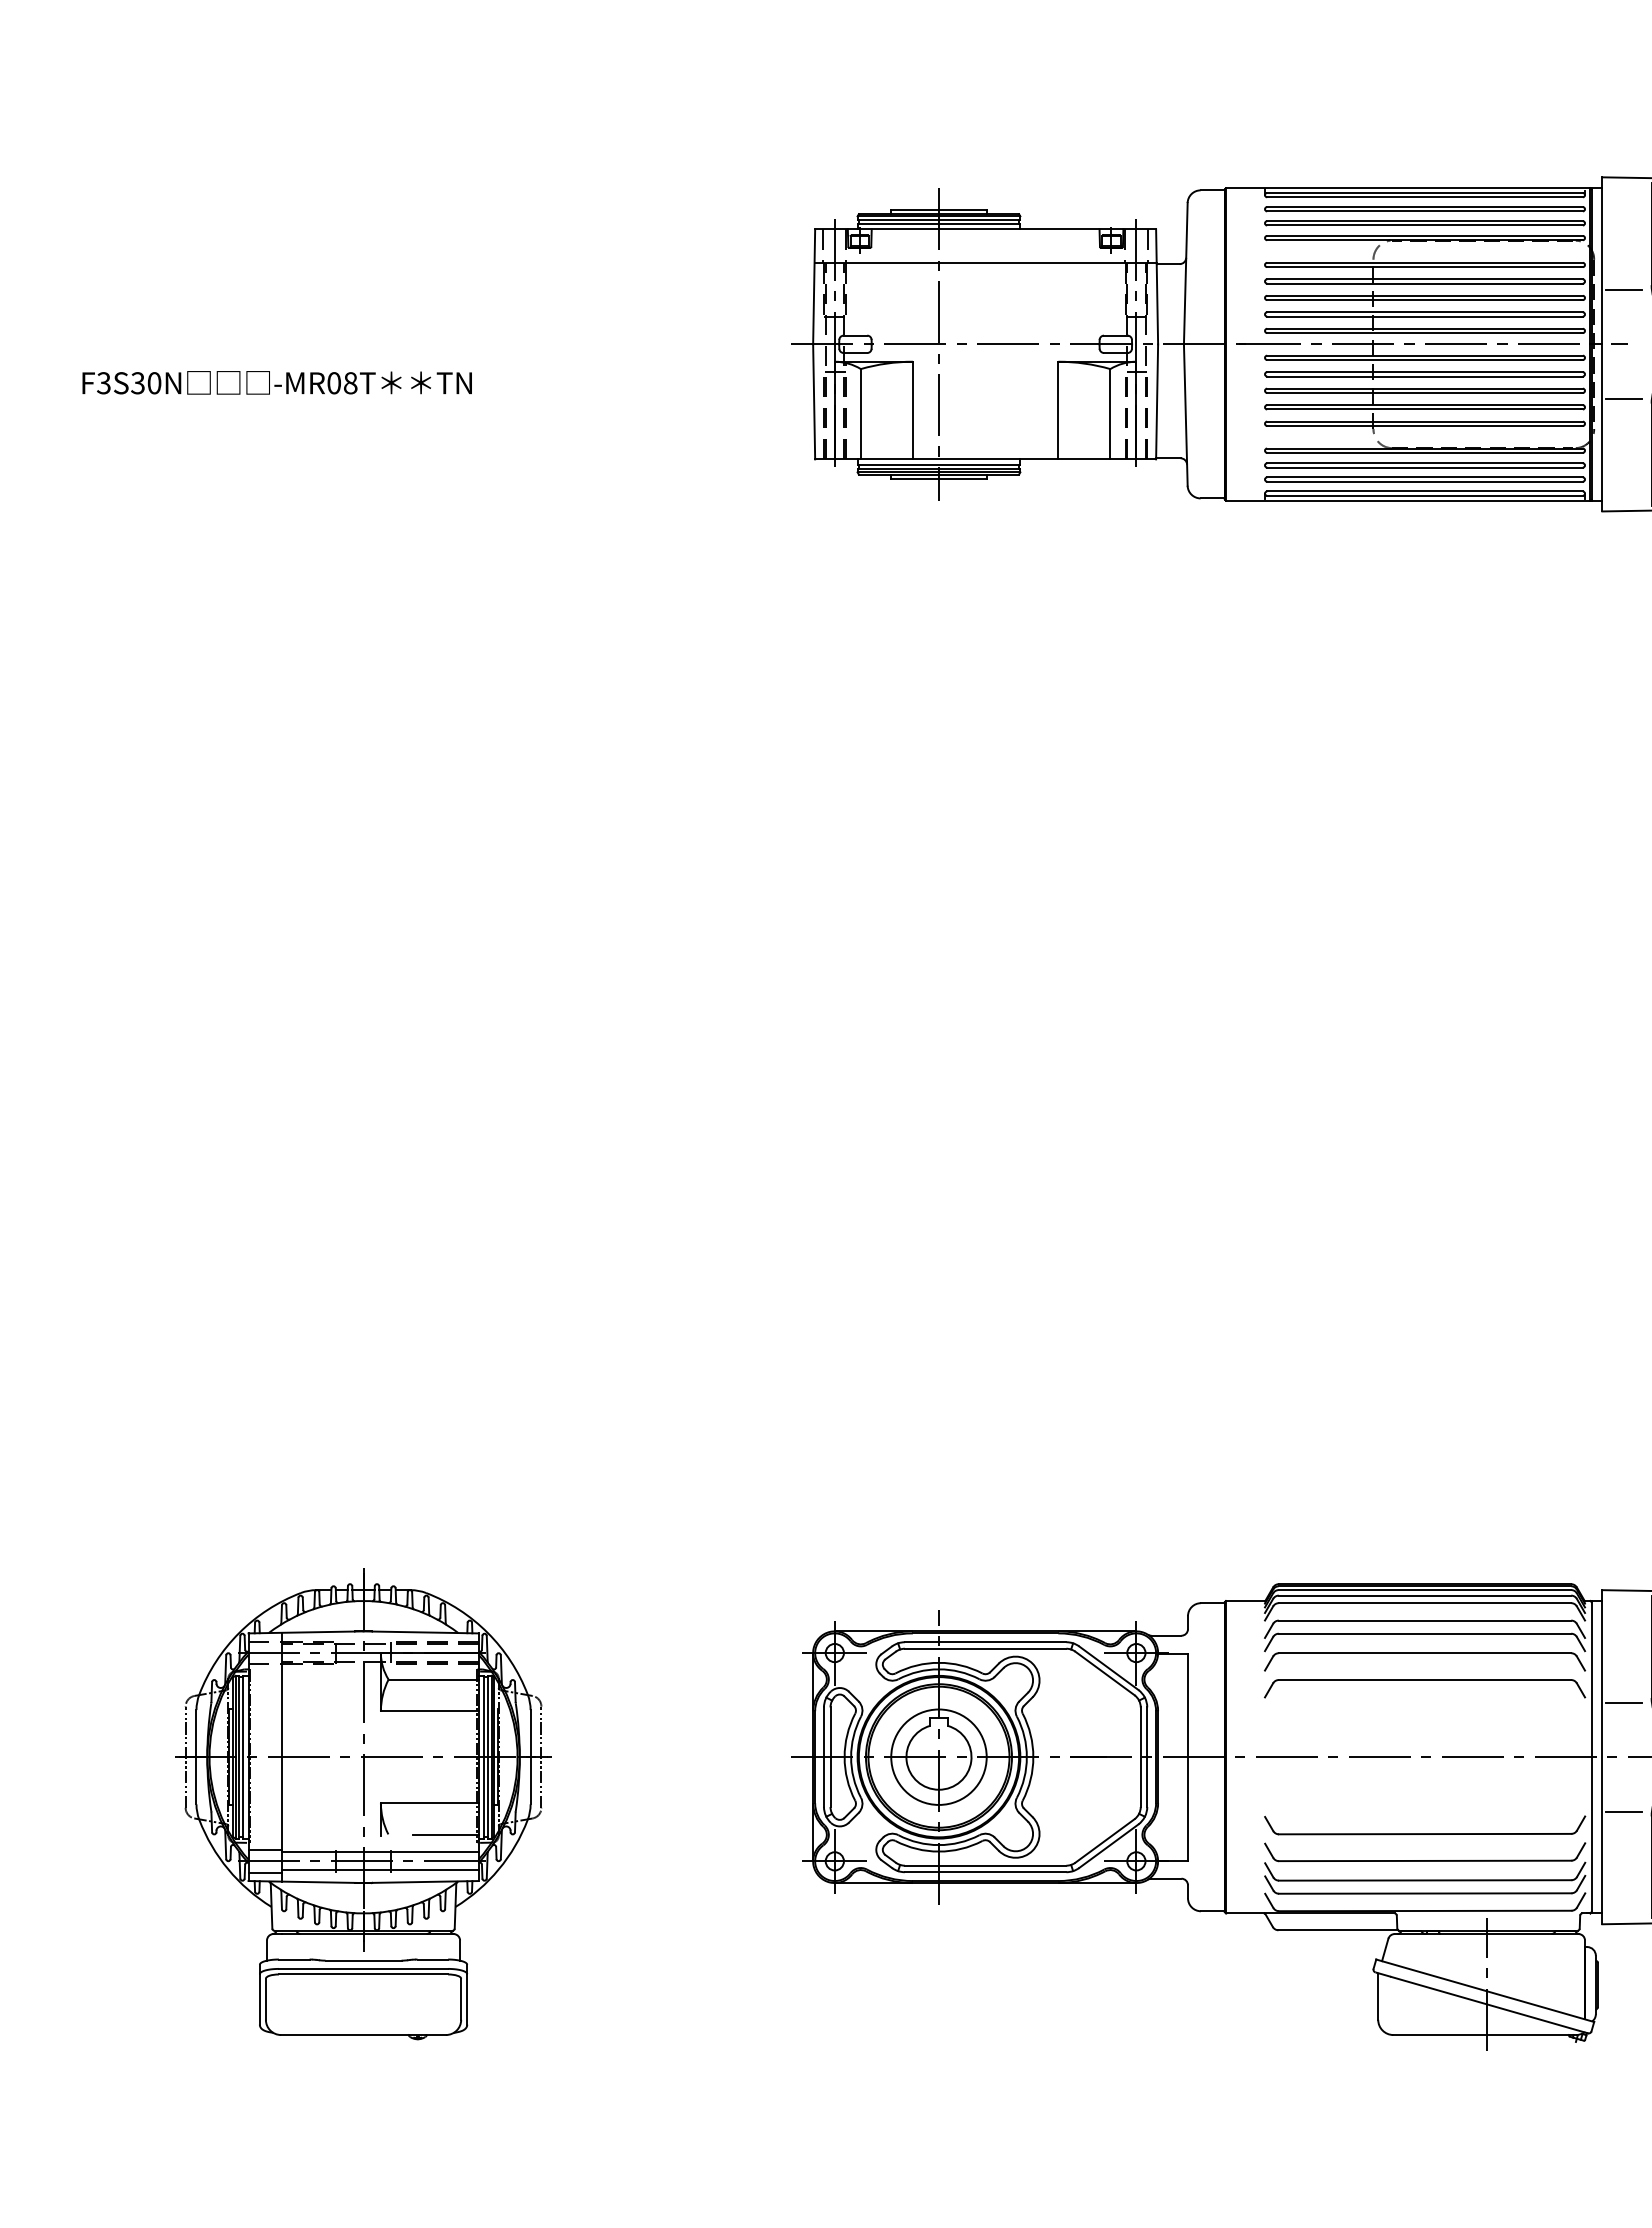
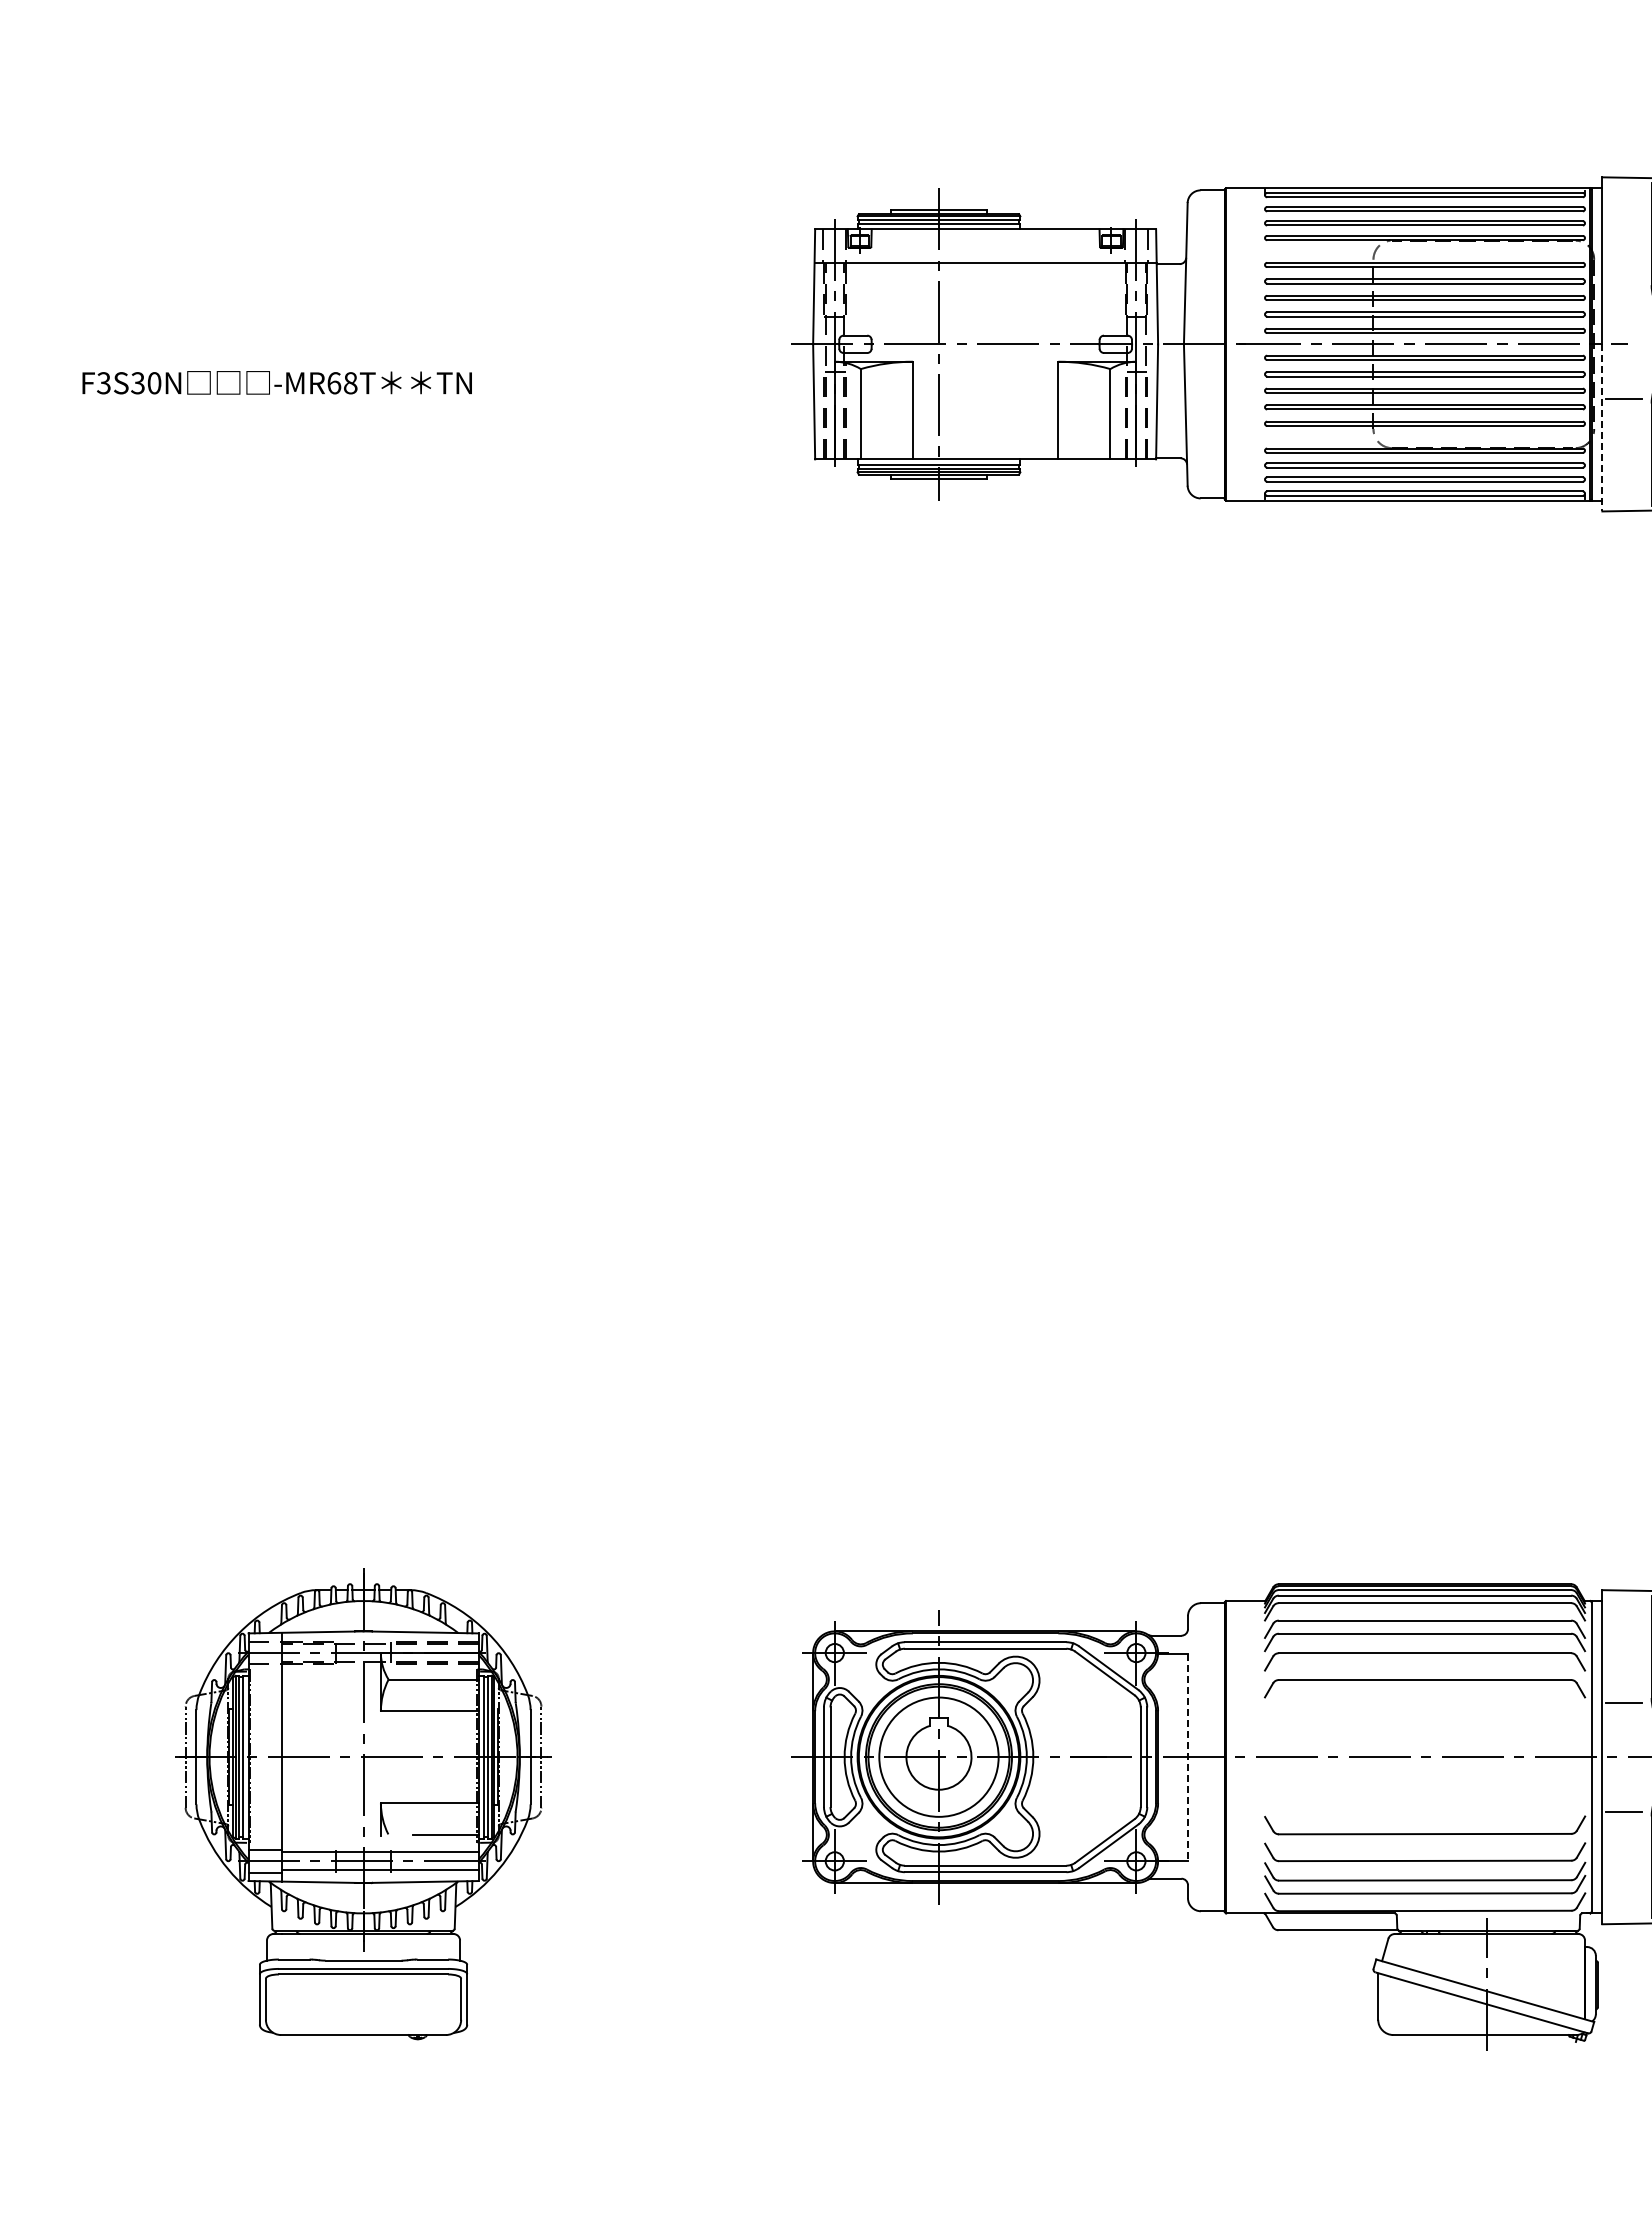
line: present -> none (1623, 289)
text: -MR08T -> -MR68T (334, 383)
line: solid -> dashed (1602, 427)
circle diameter: 95 px -> 119 px (938, 1756)
line: solid -> dashed (1187, 1757)
